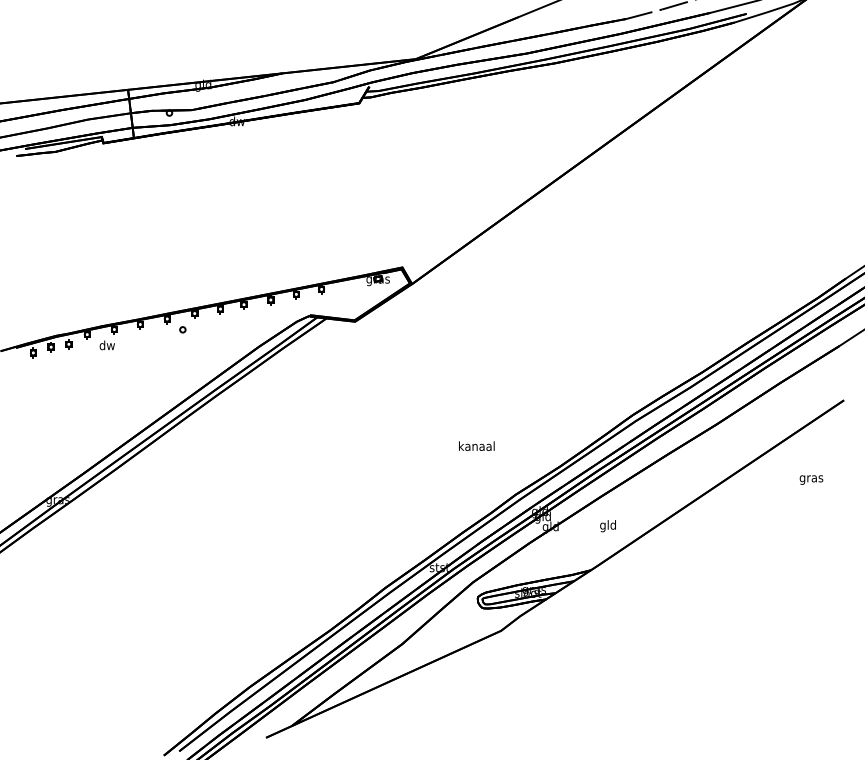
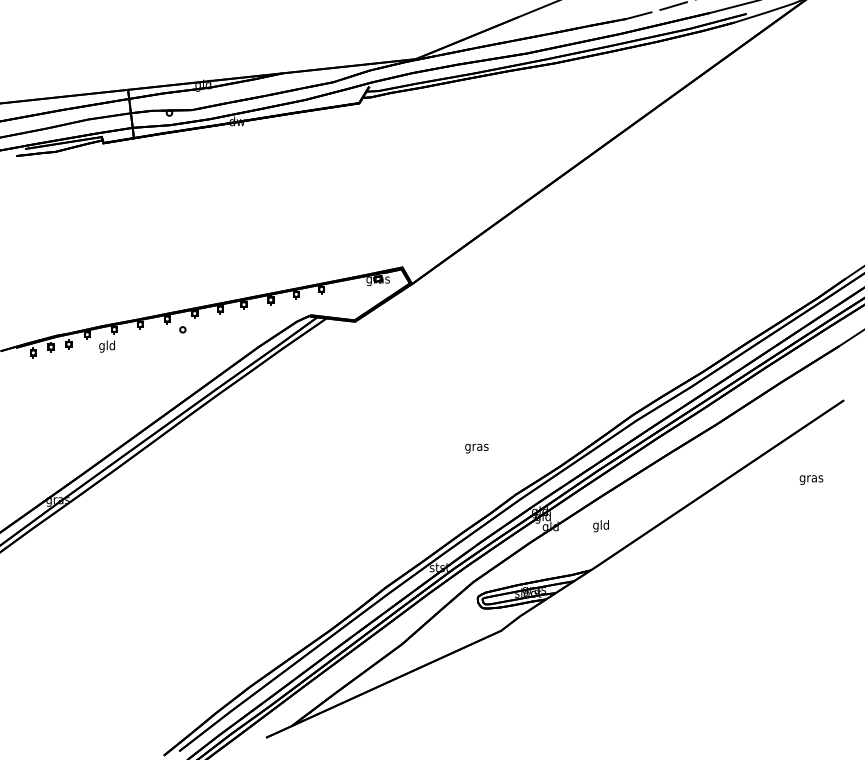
text: dw -> gld (106, 346)
text: kanaal -> gras (476, 447)
text position: (607, 526) -> (600, 526) (600, 526)
